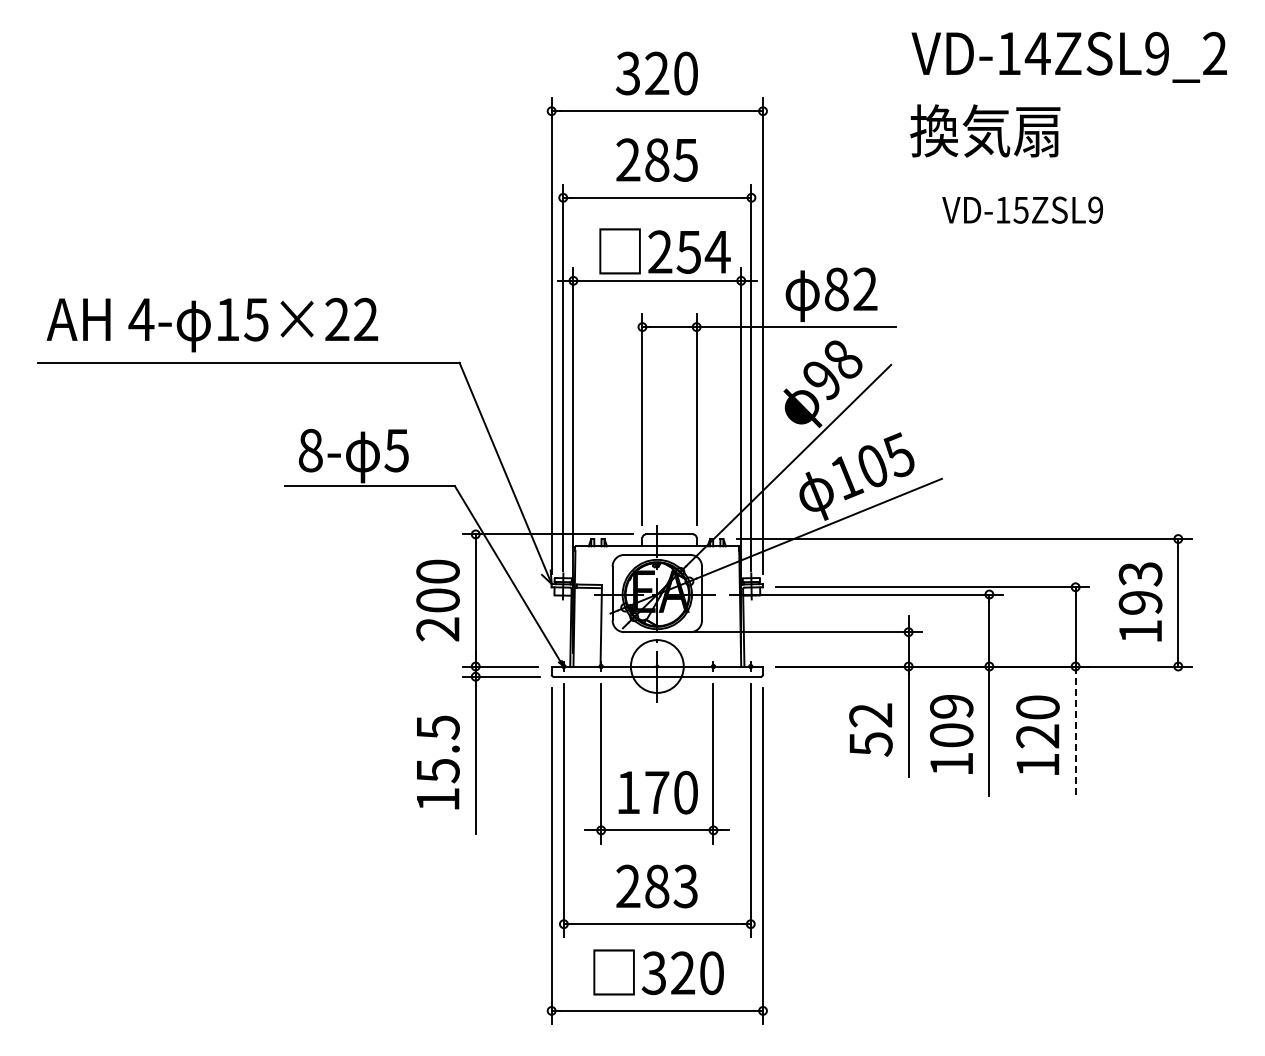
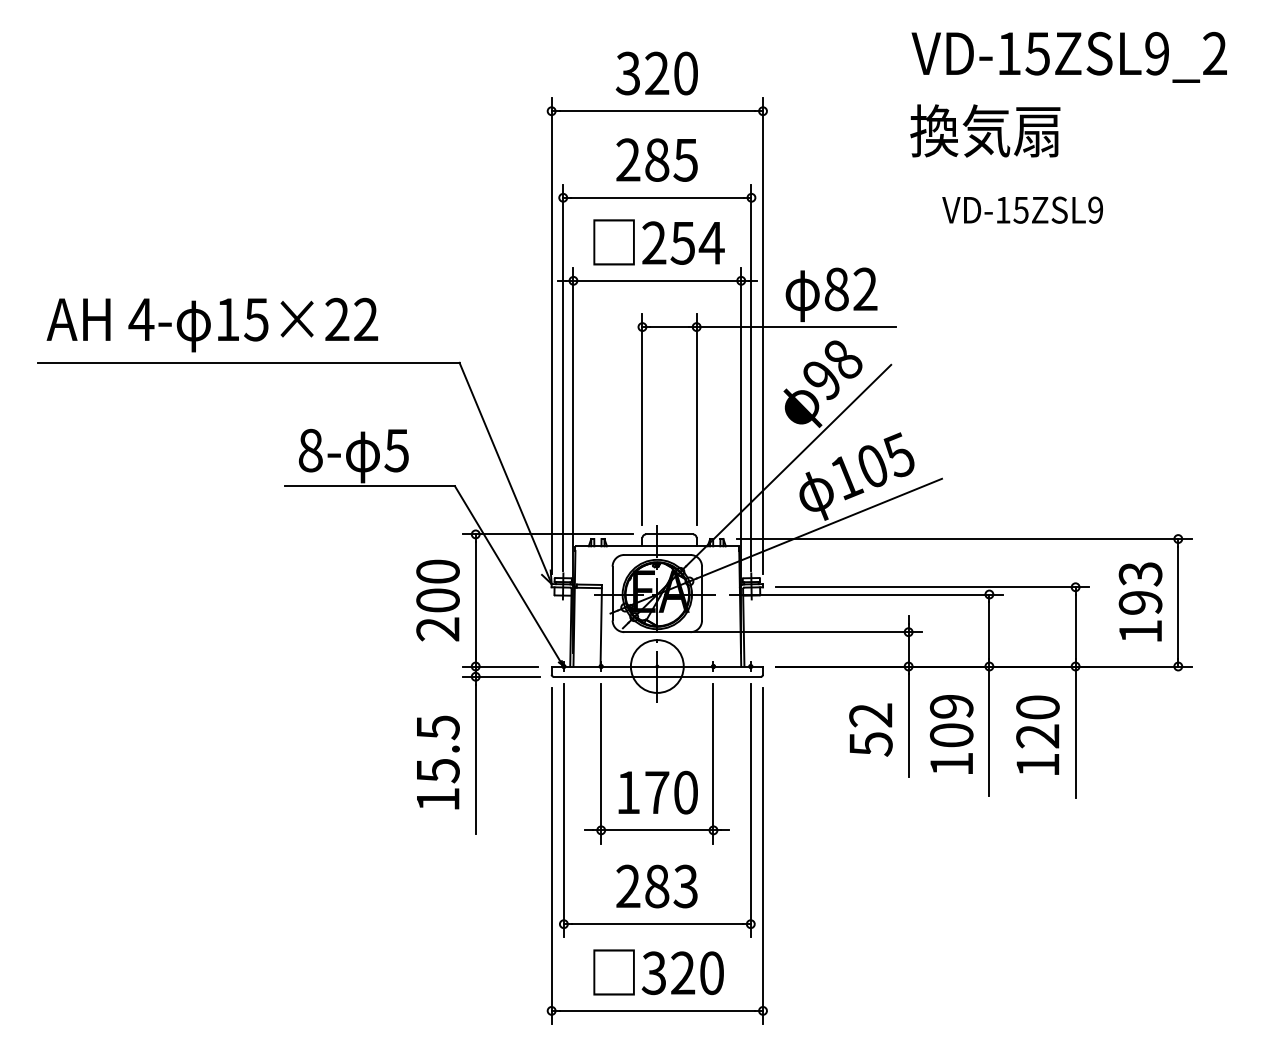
text: VD-14ZSL9_2 -> VD-15ZSL9_2 (1037, 53)
text position: (664, 251) -> (658, 242) (658, 242)
line: dashed -> solid (1075, 732)
